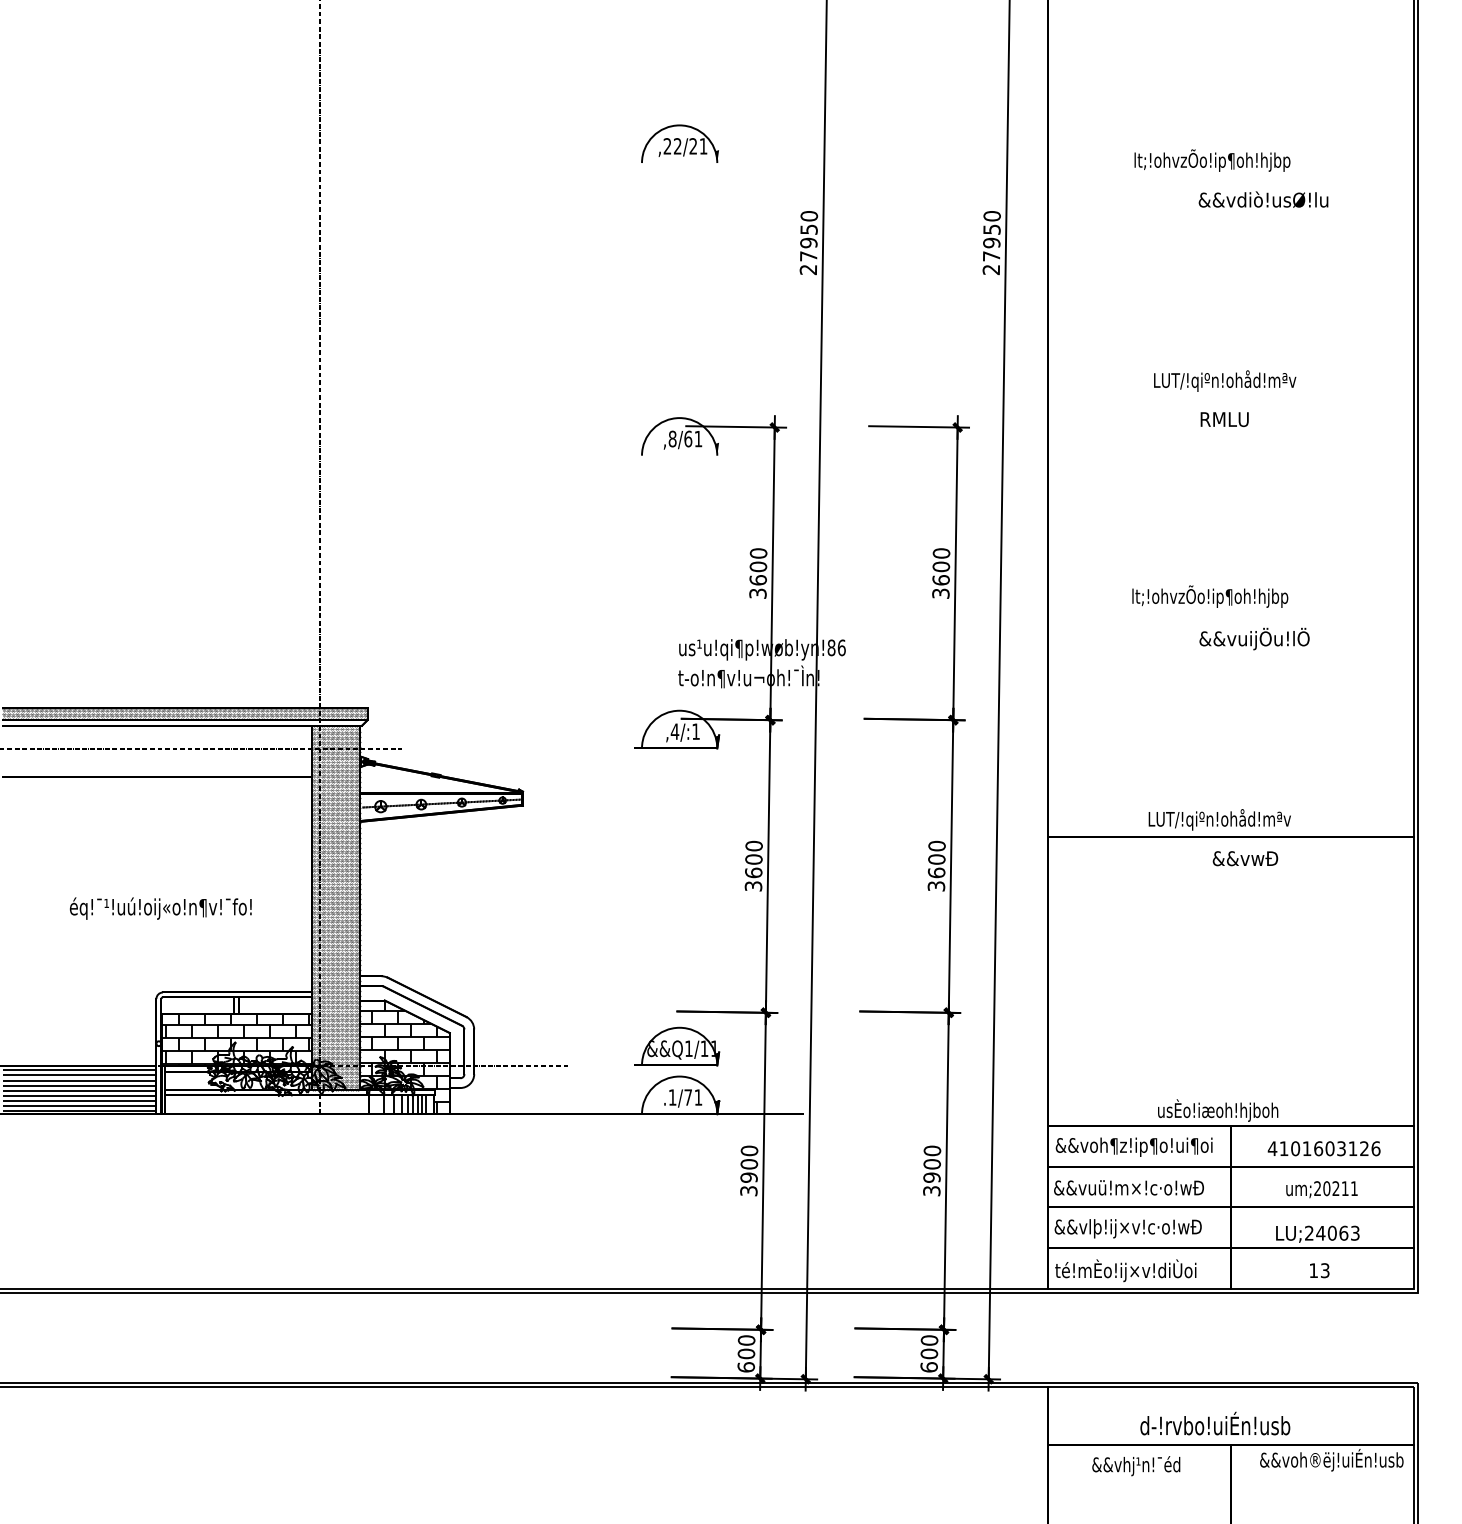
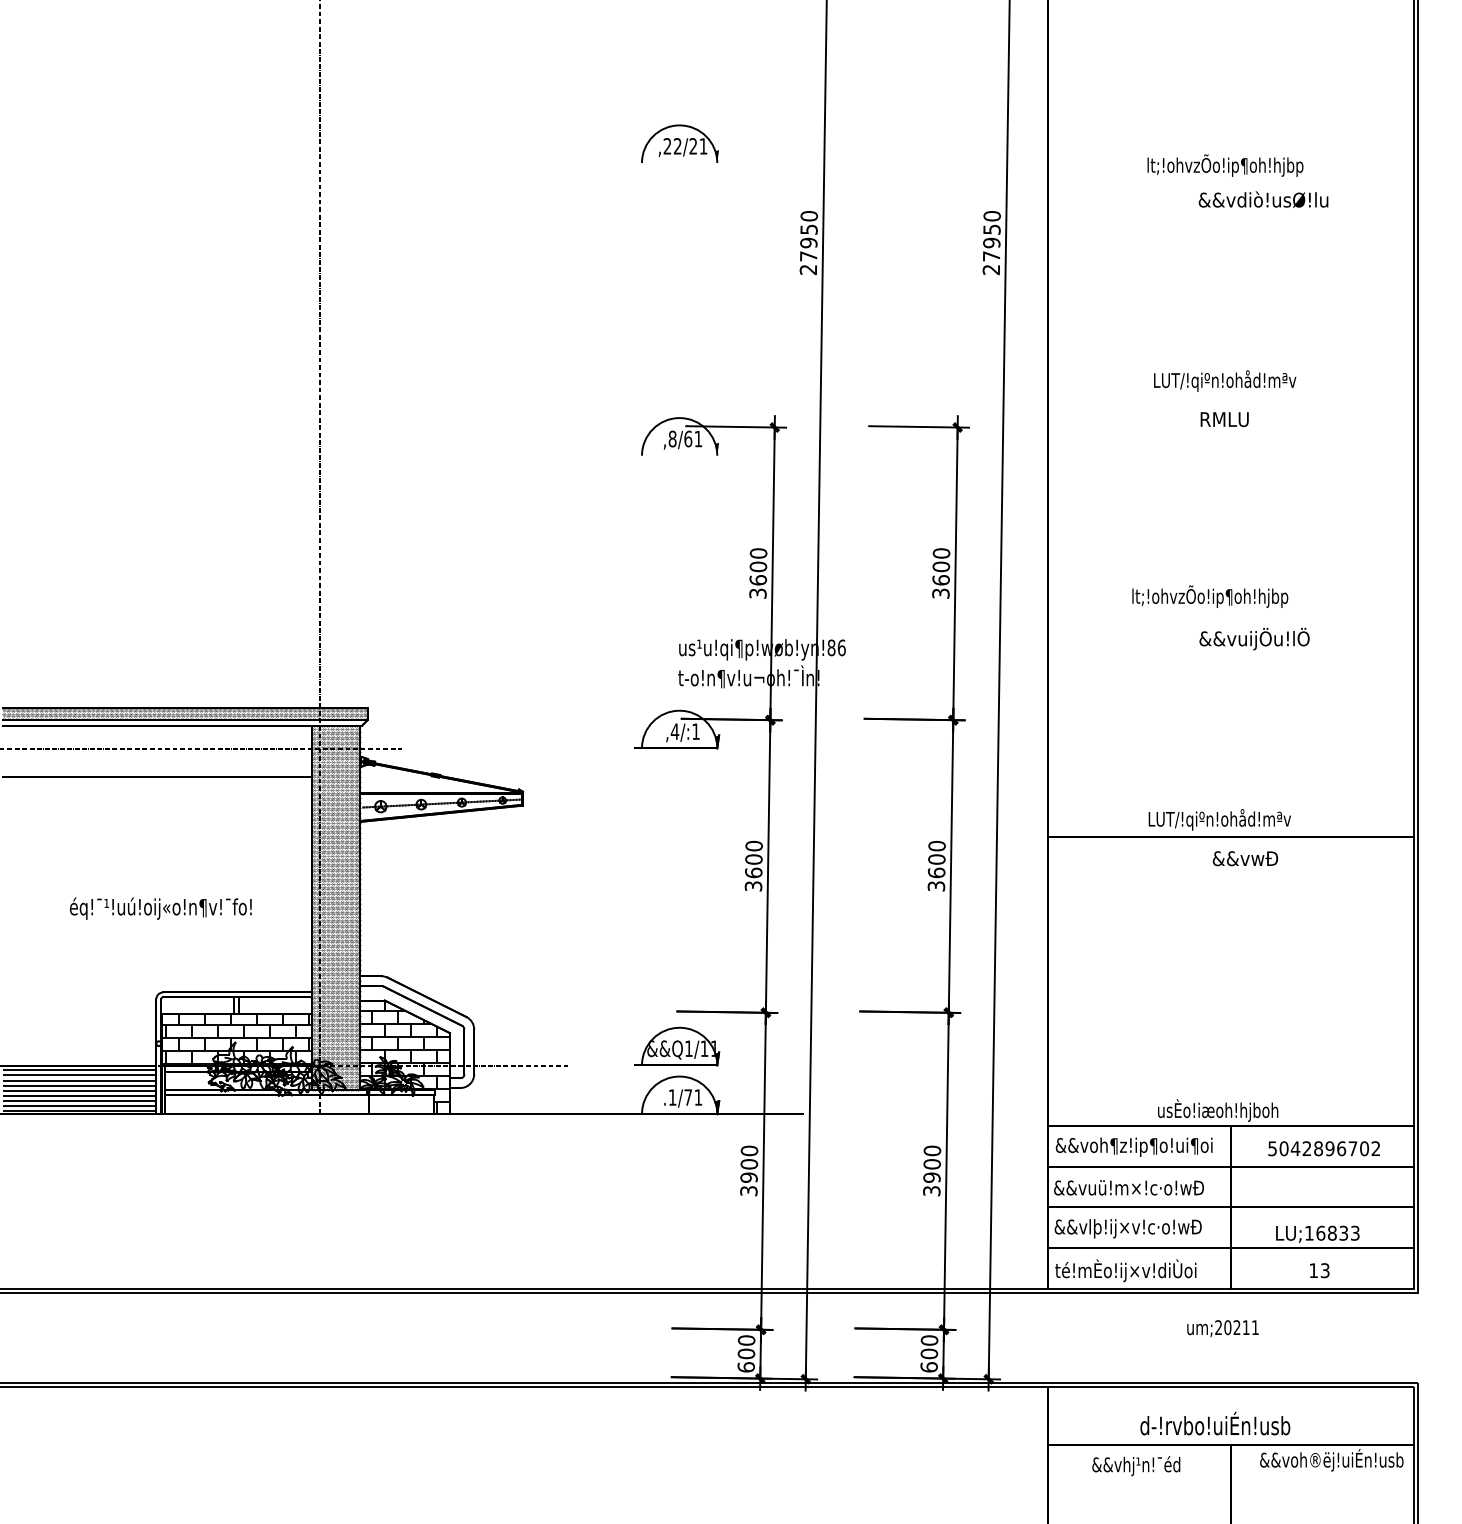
text position: (1212, 160) -> (1225, 165) (1225, 165)
hatch: present -> none (397, 1104)
text: 4101603126 -> 5042896702 (1323, 1148)
text position: (1321, 1189) -> (1222, 1328) (1222, 1328)
text: LU;24063 -> LU;16833 (1326, 1232)
